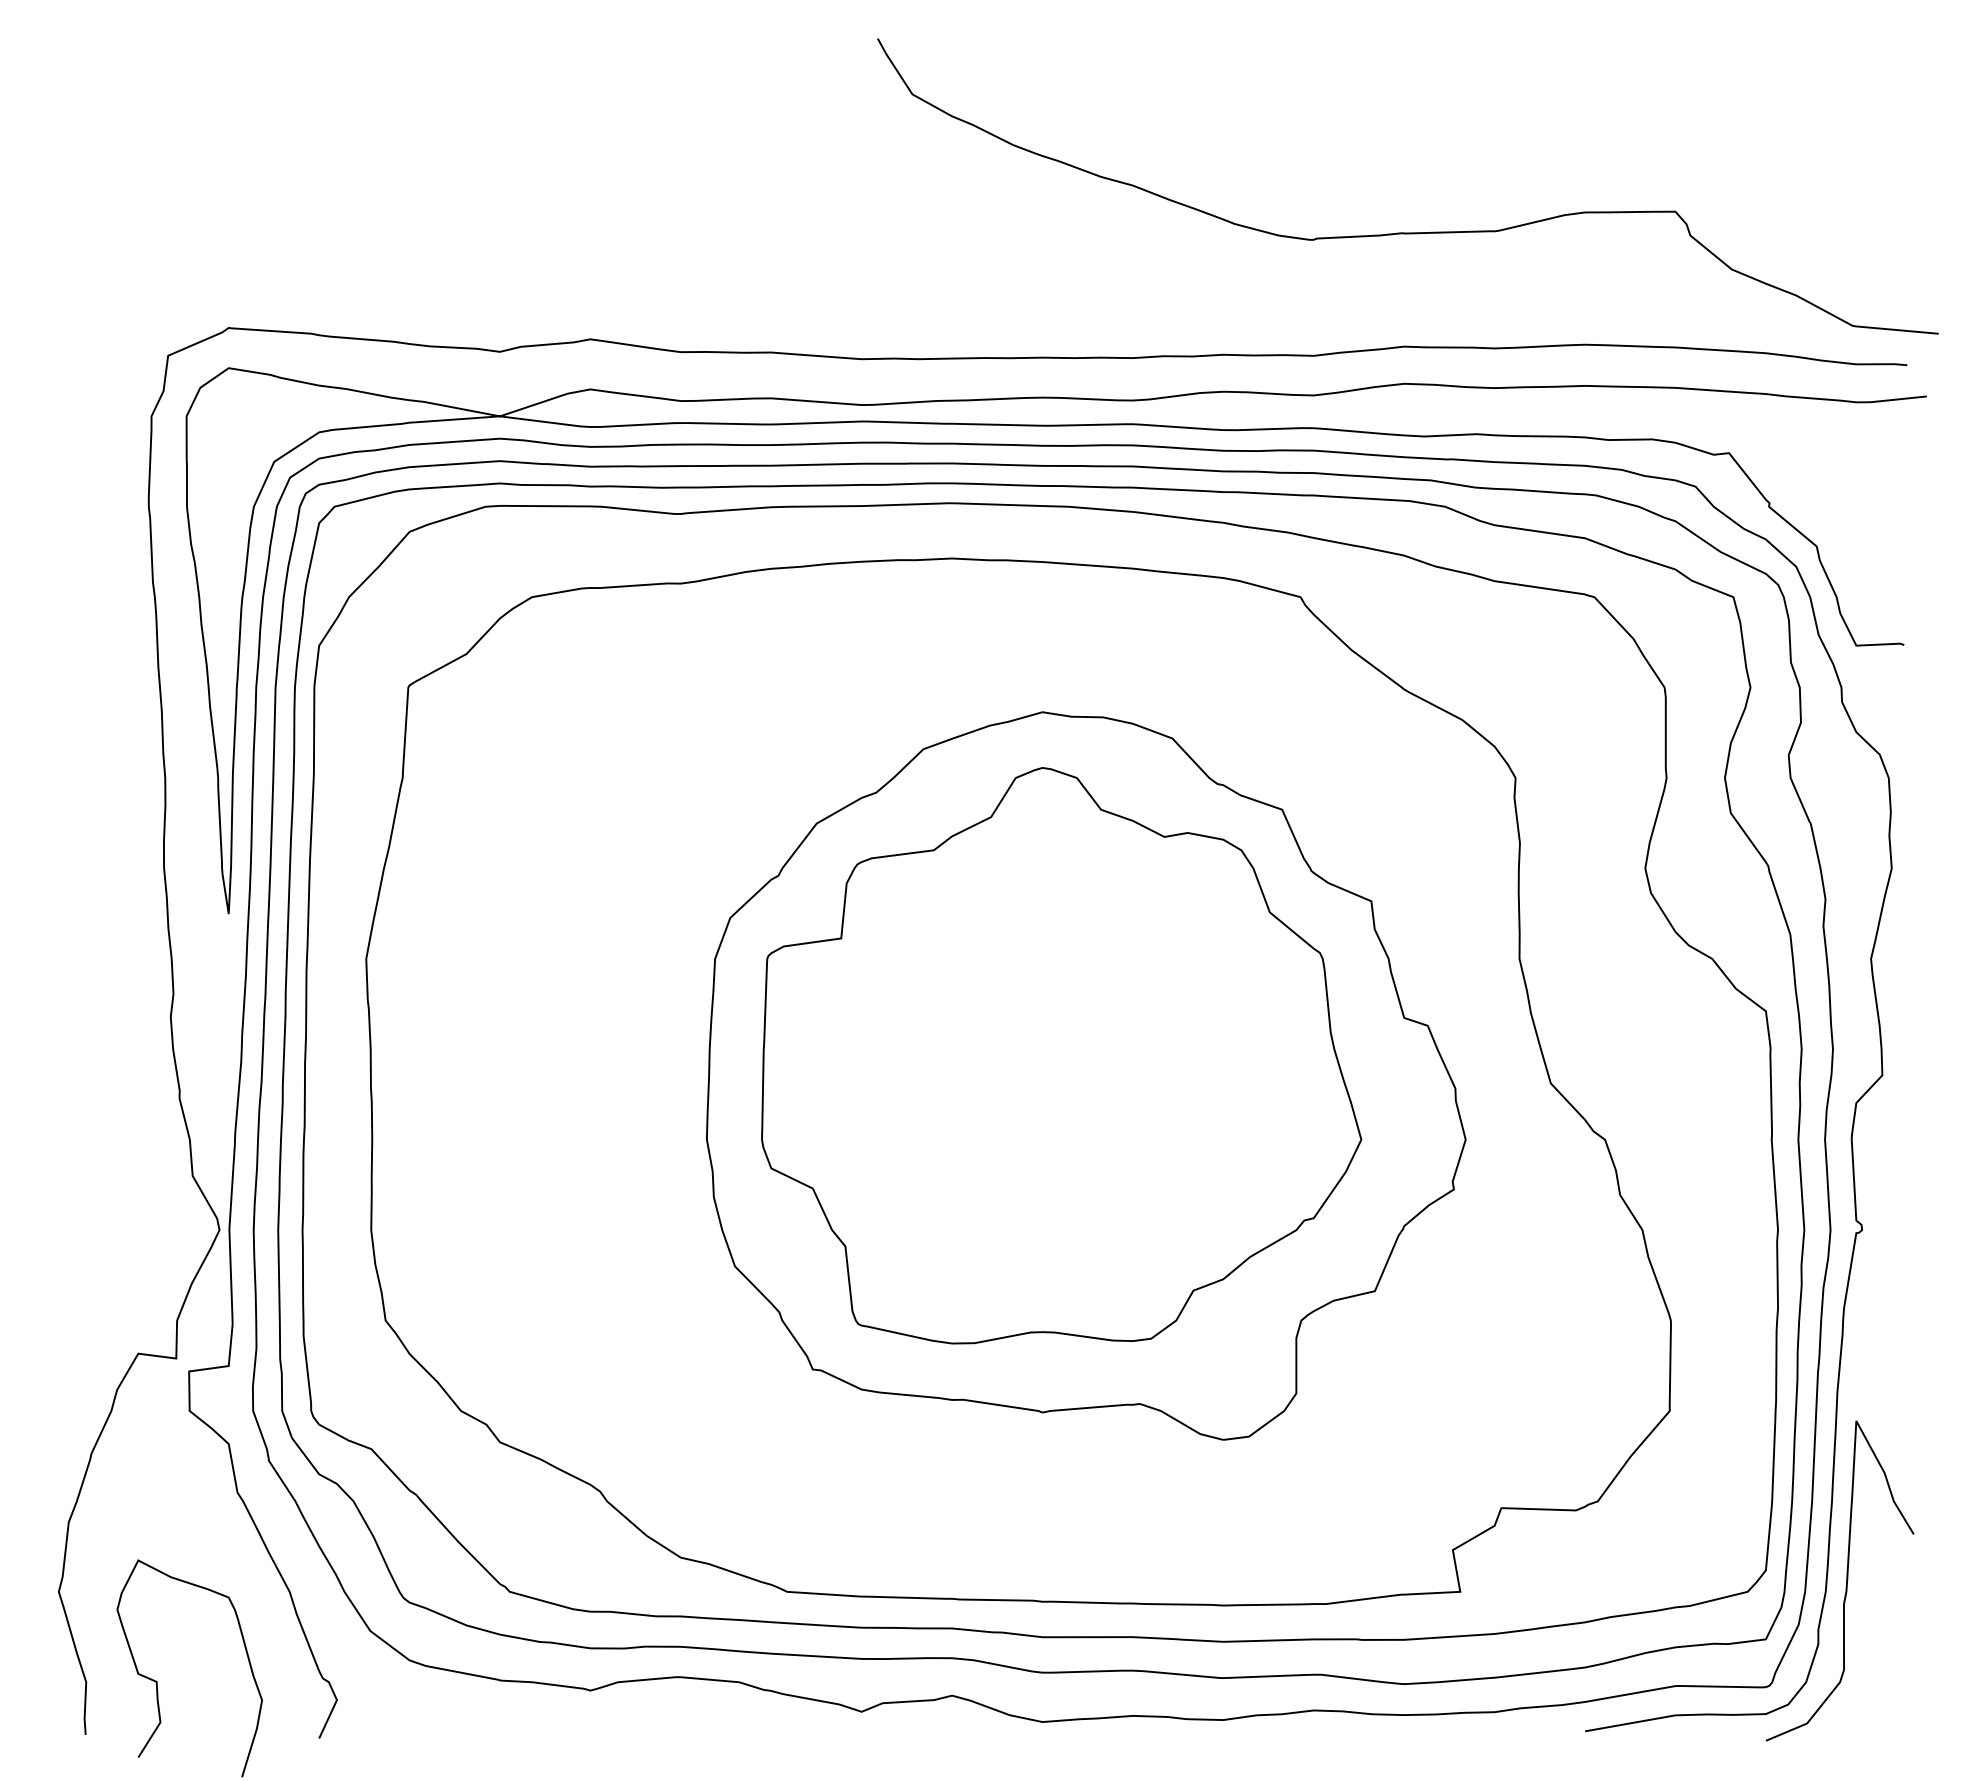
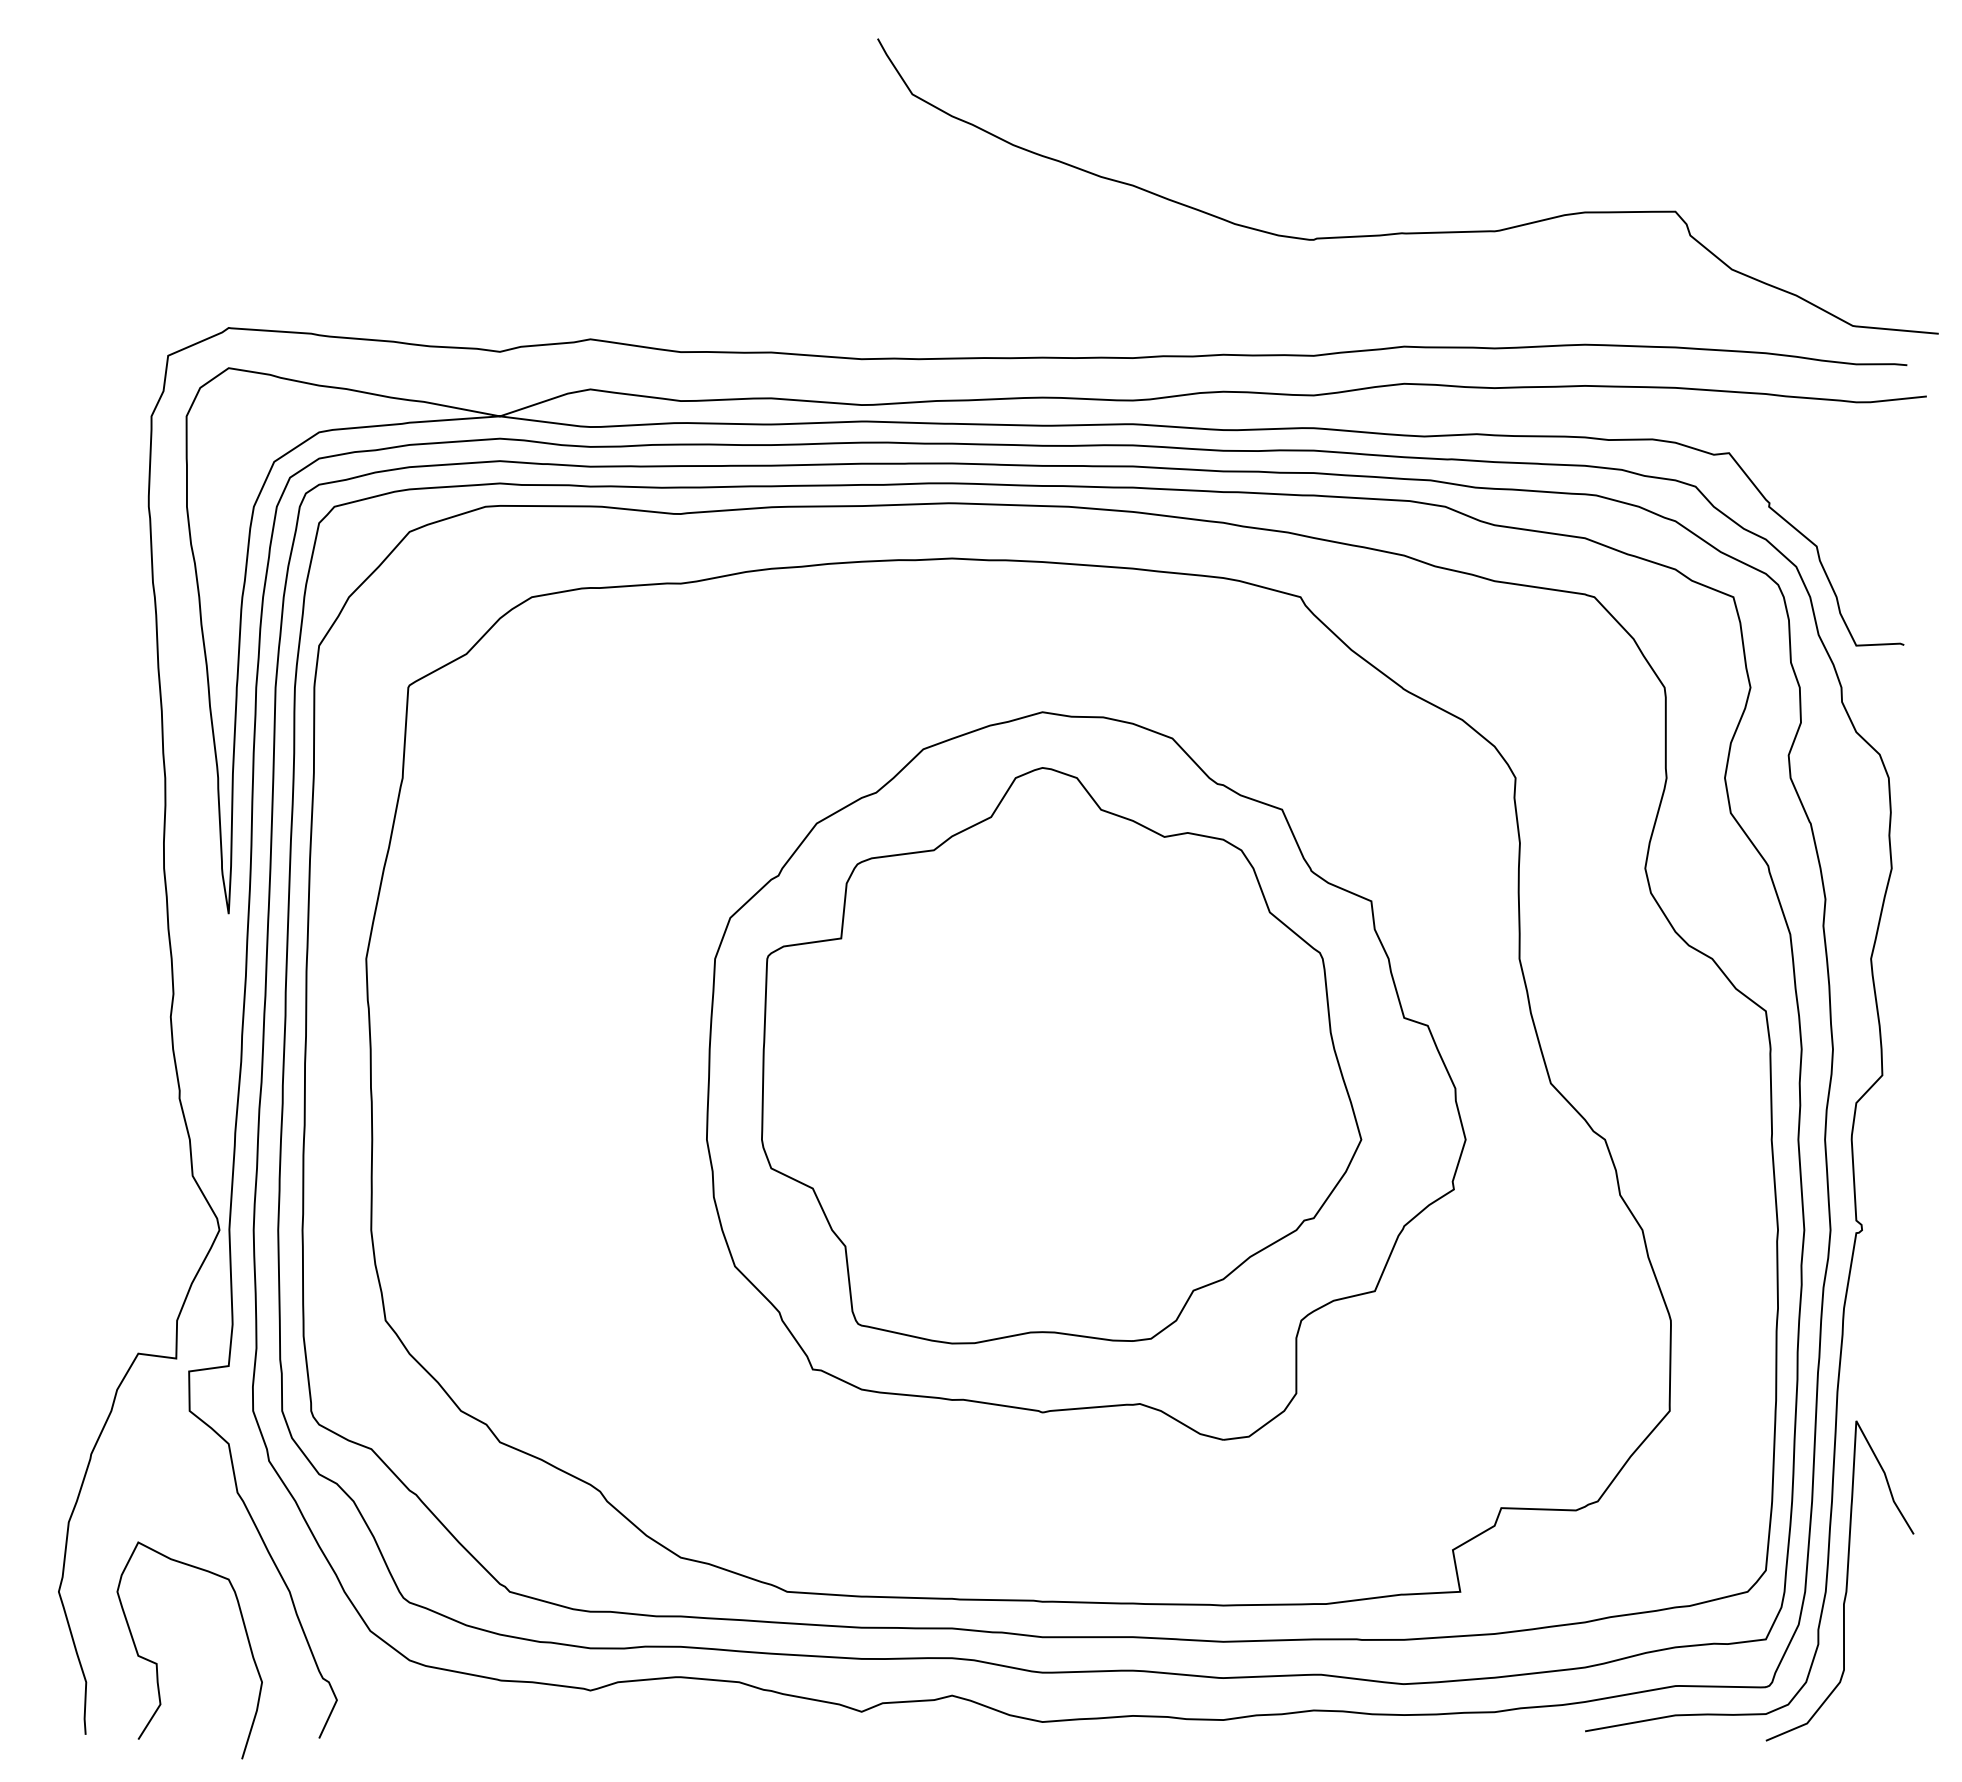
curve position: (157, 1681) -> (157, 1663) (157, 1663)
